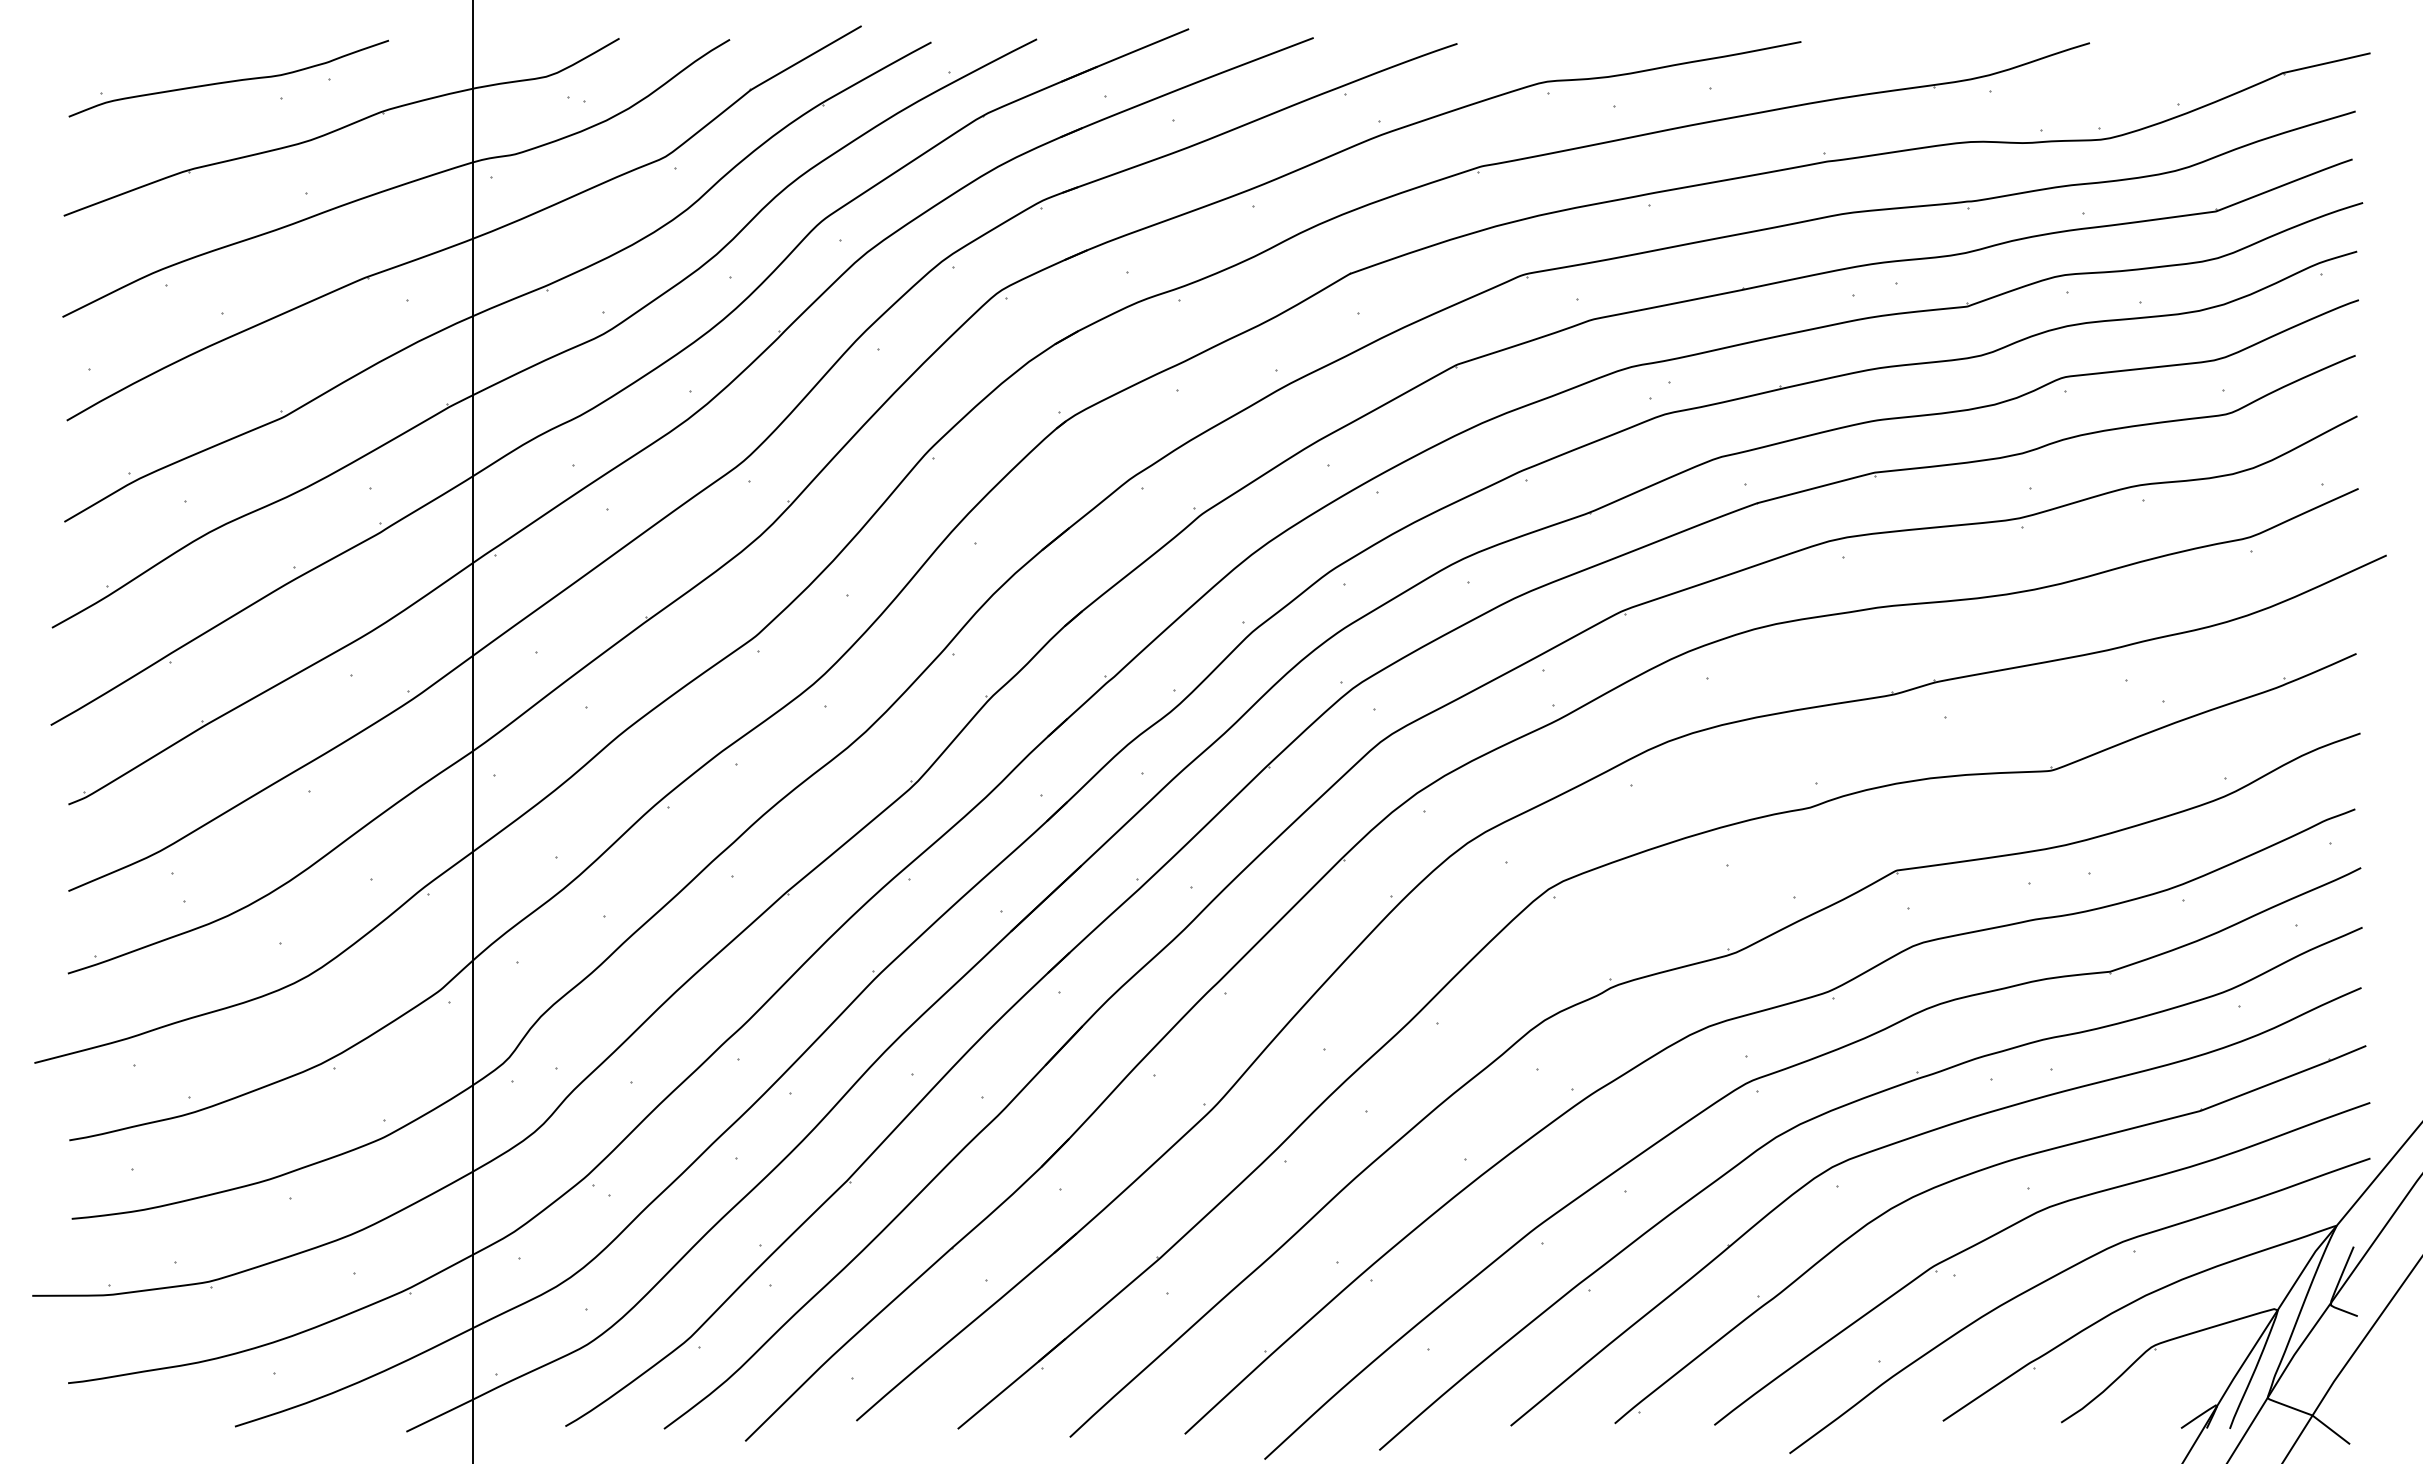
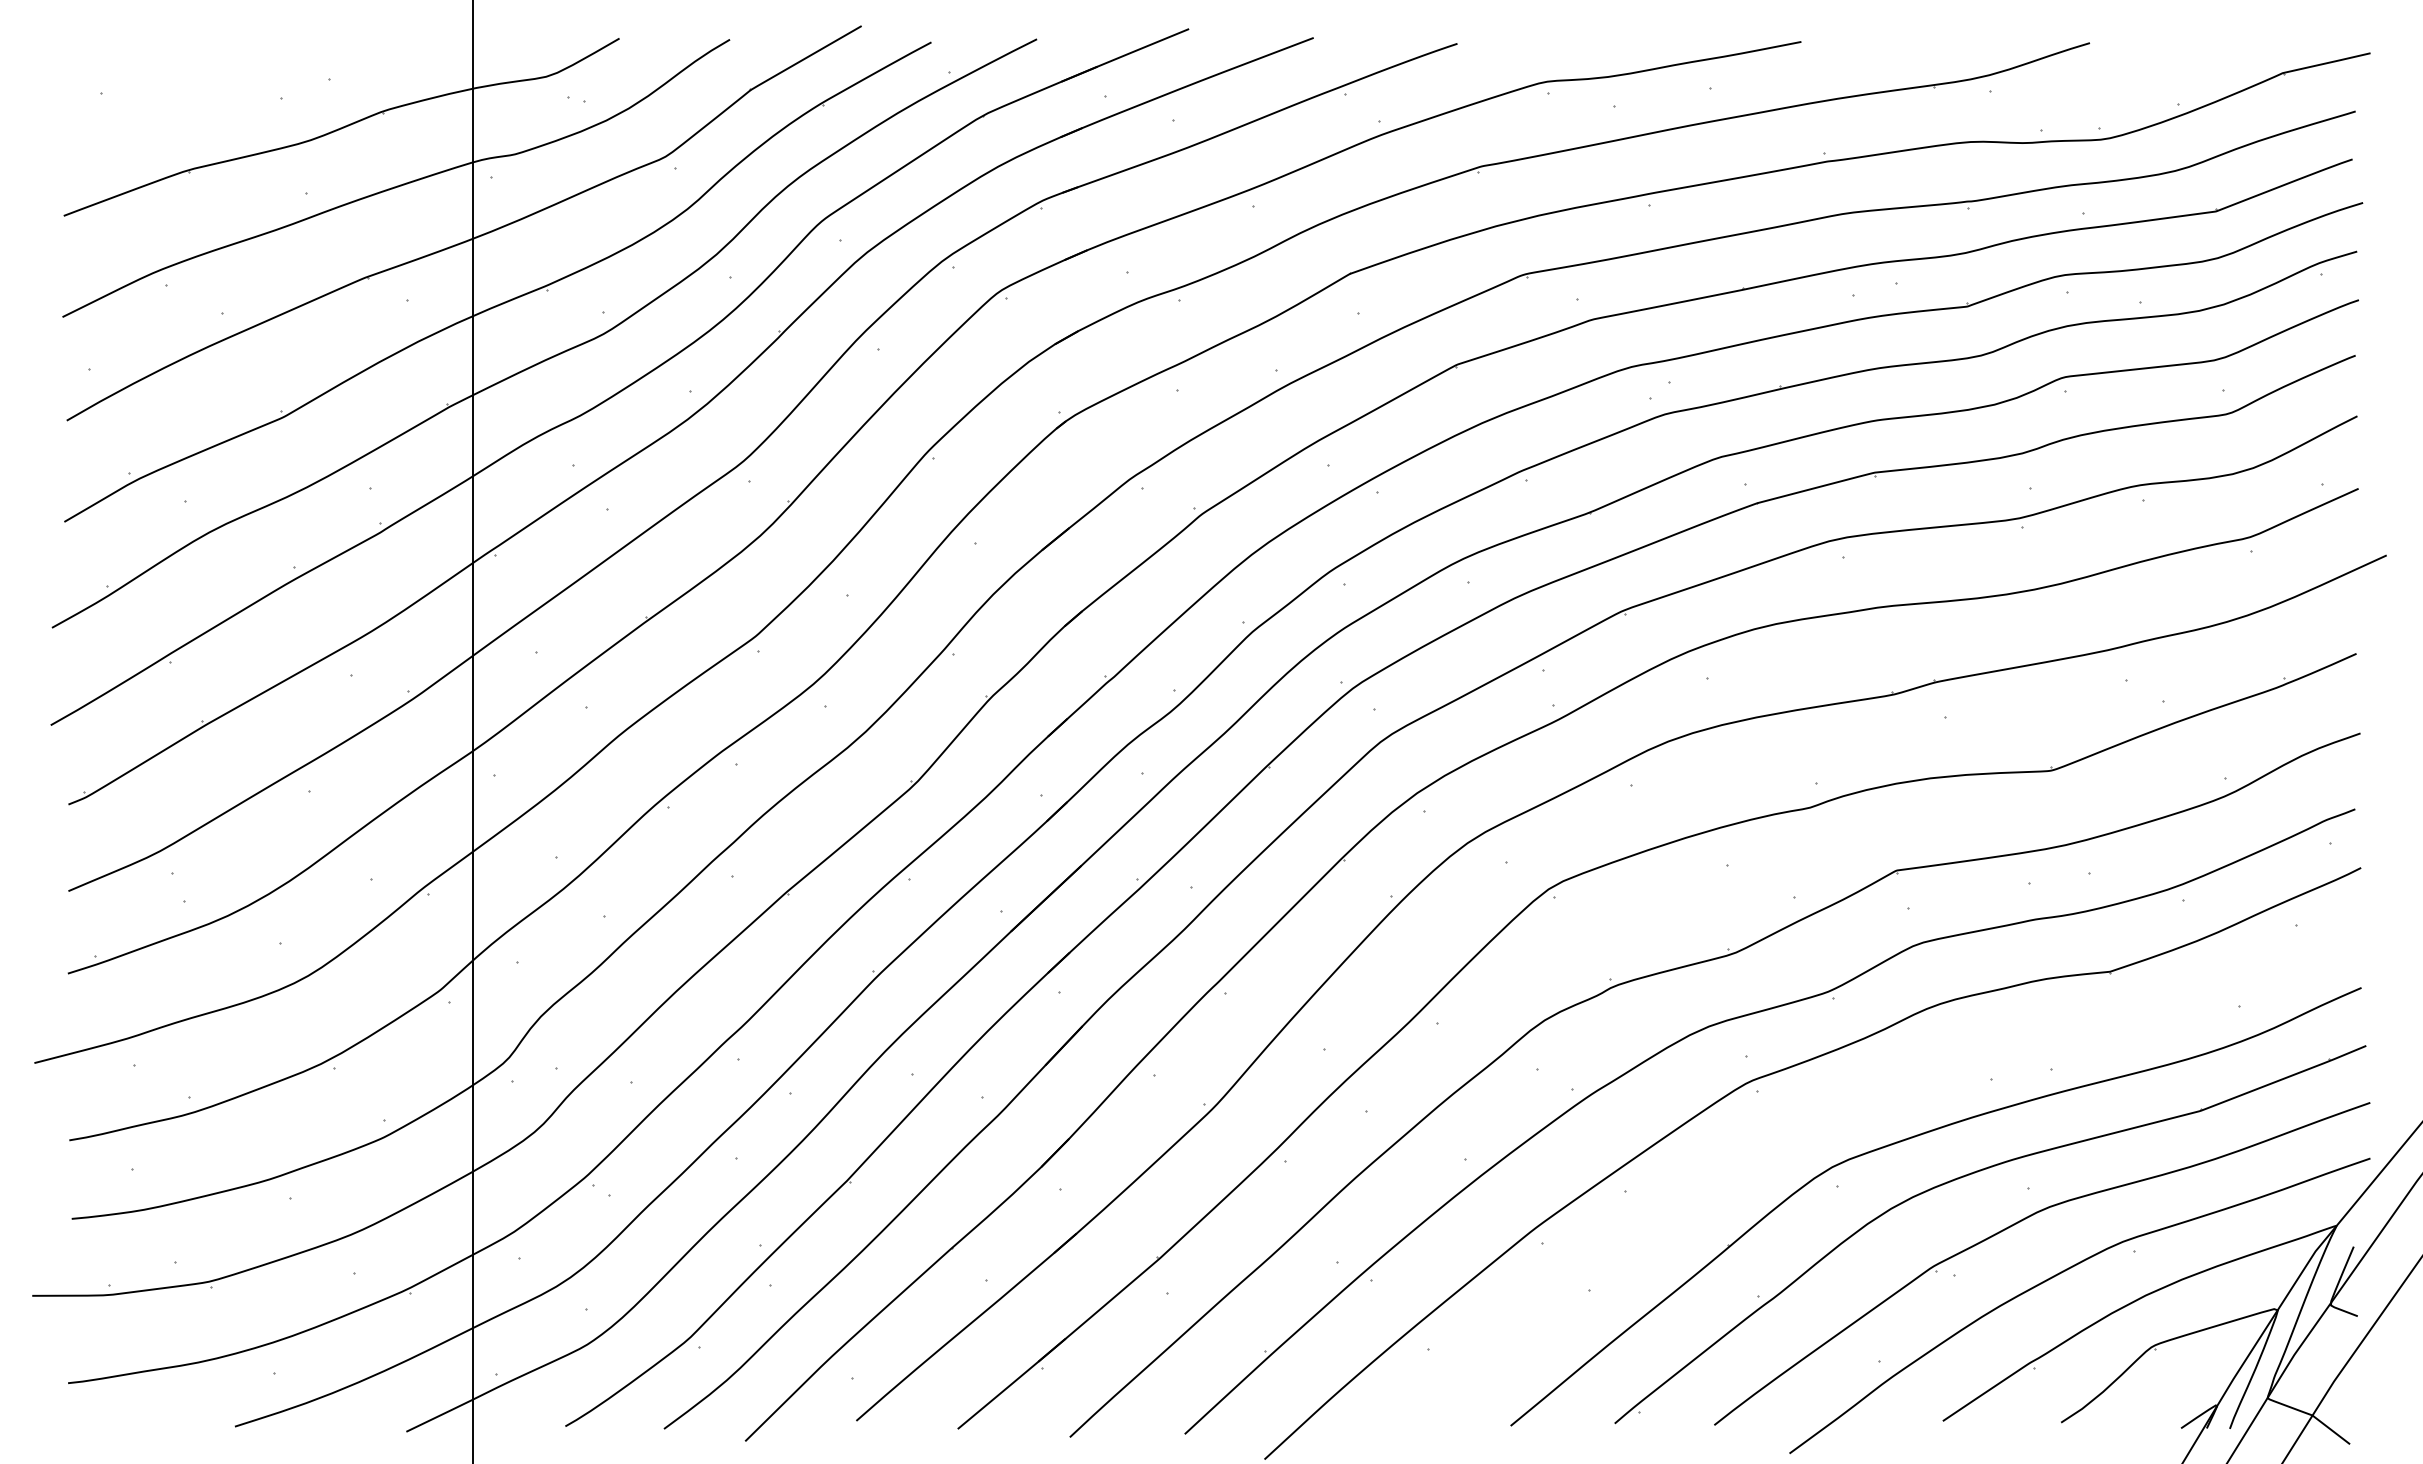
curve: present -> none (229, 80)
part: present -> none (1840, 1108)
